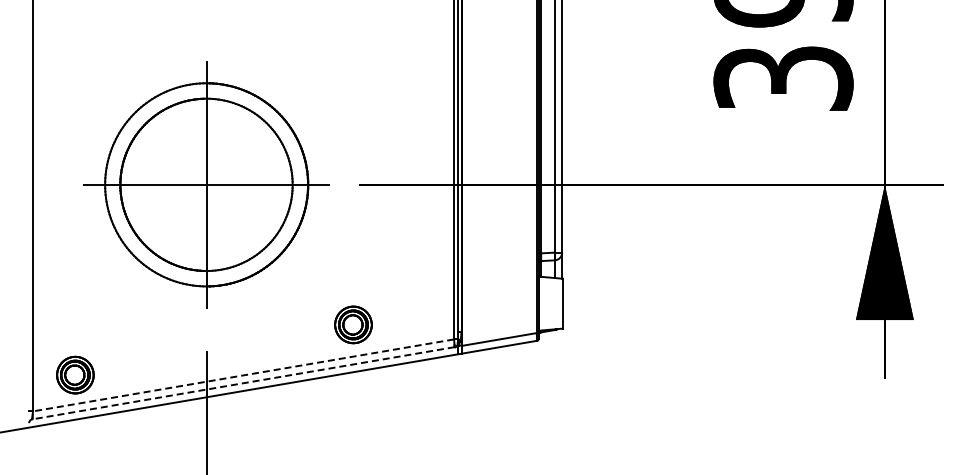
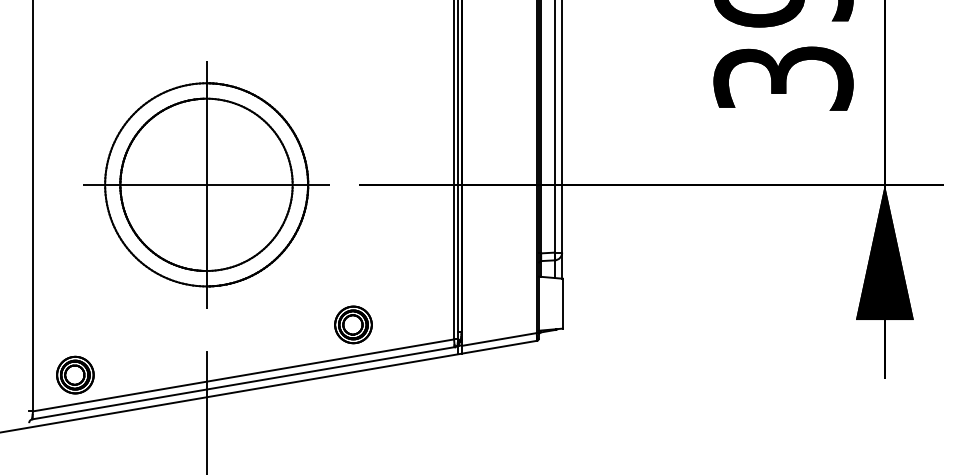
line: dashed -> solid (243, 375)
line: dashed -> solid (243, 383)
